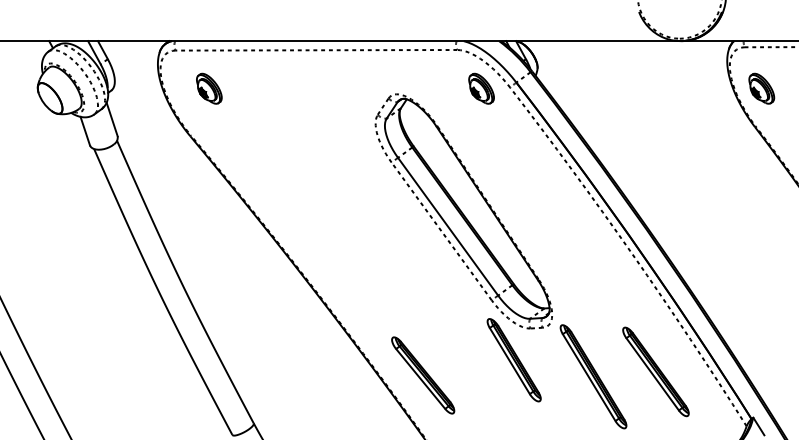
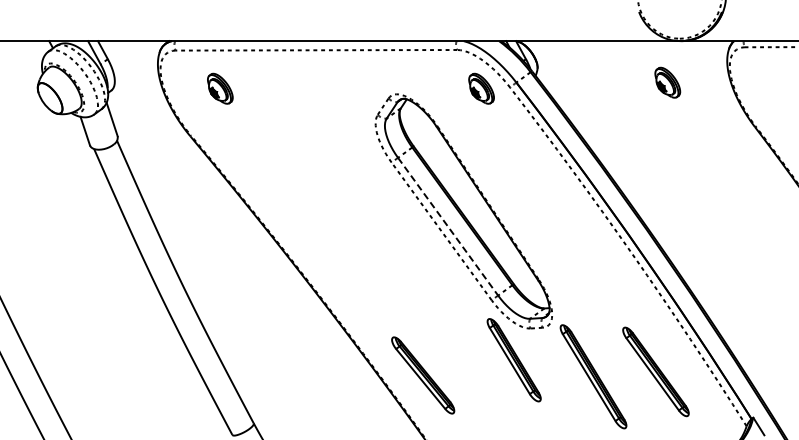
part position: (209, 88) -> (220, 88) (220, 88)
part position: (761, 88) -> (667, 82) (667, 82)
line: solid -> dashed (448, 227)
